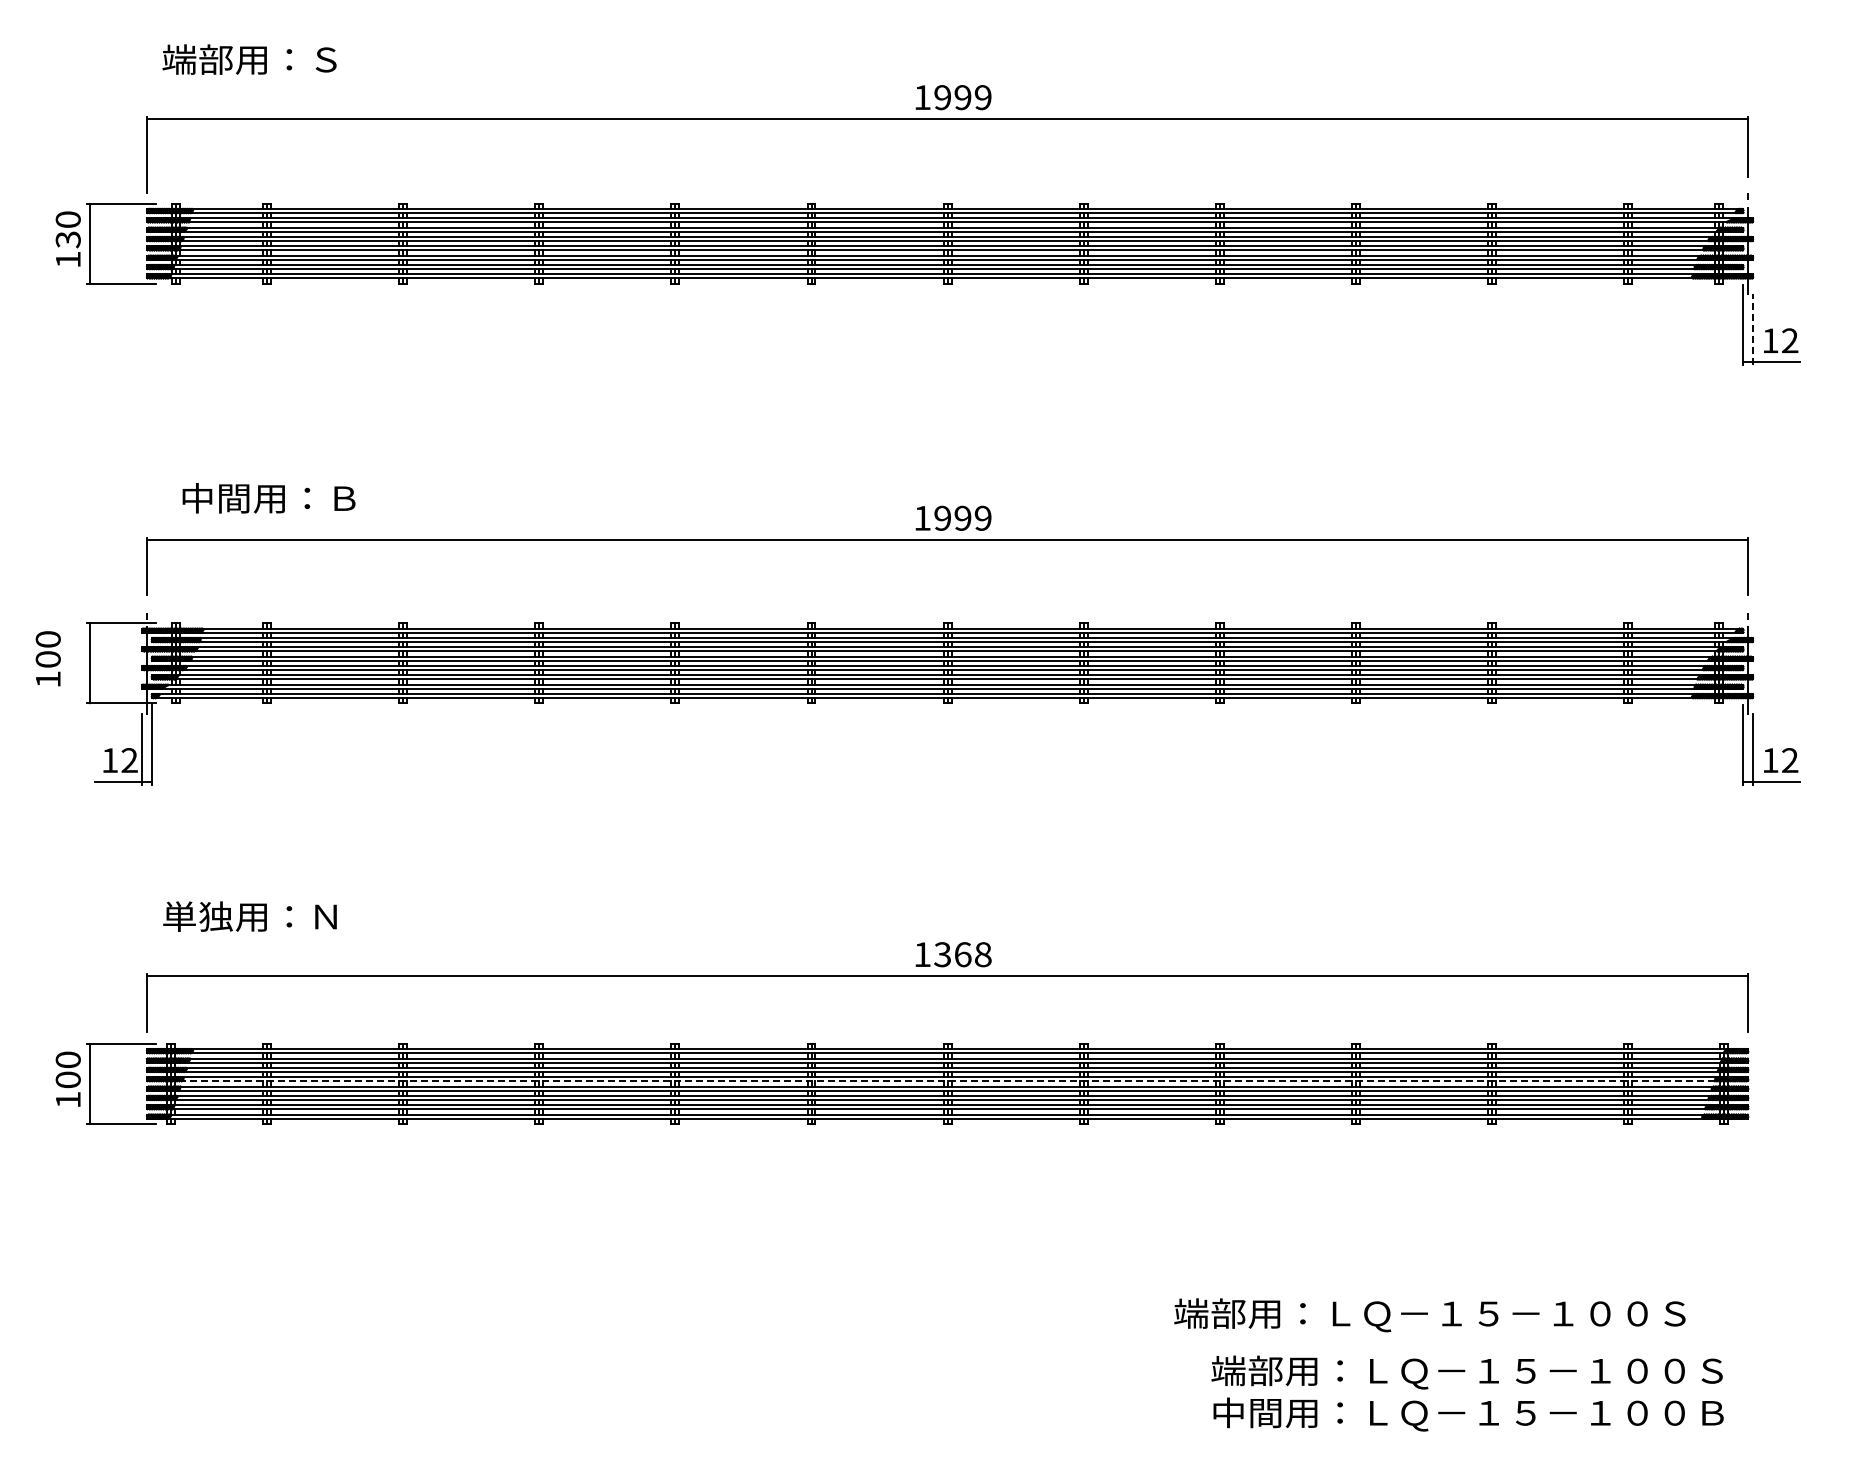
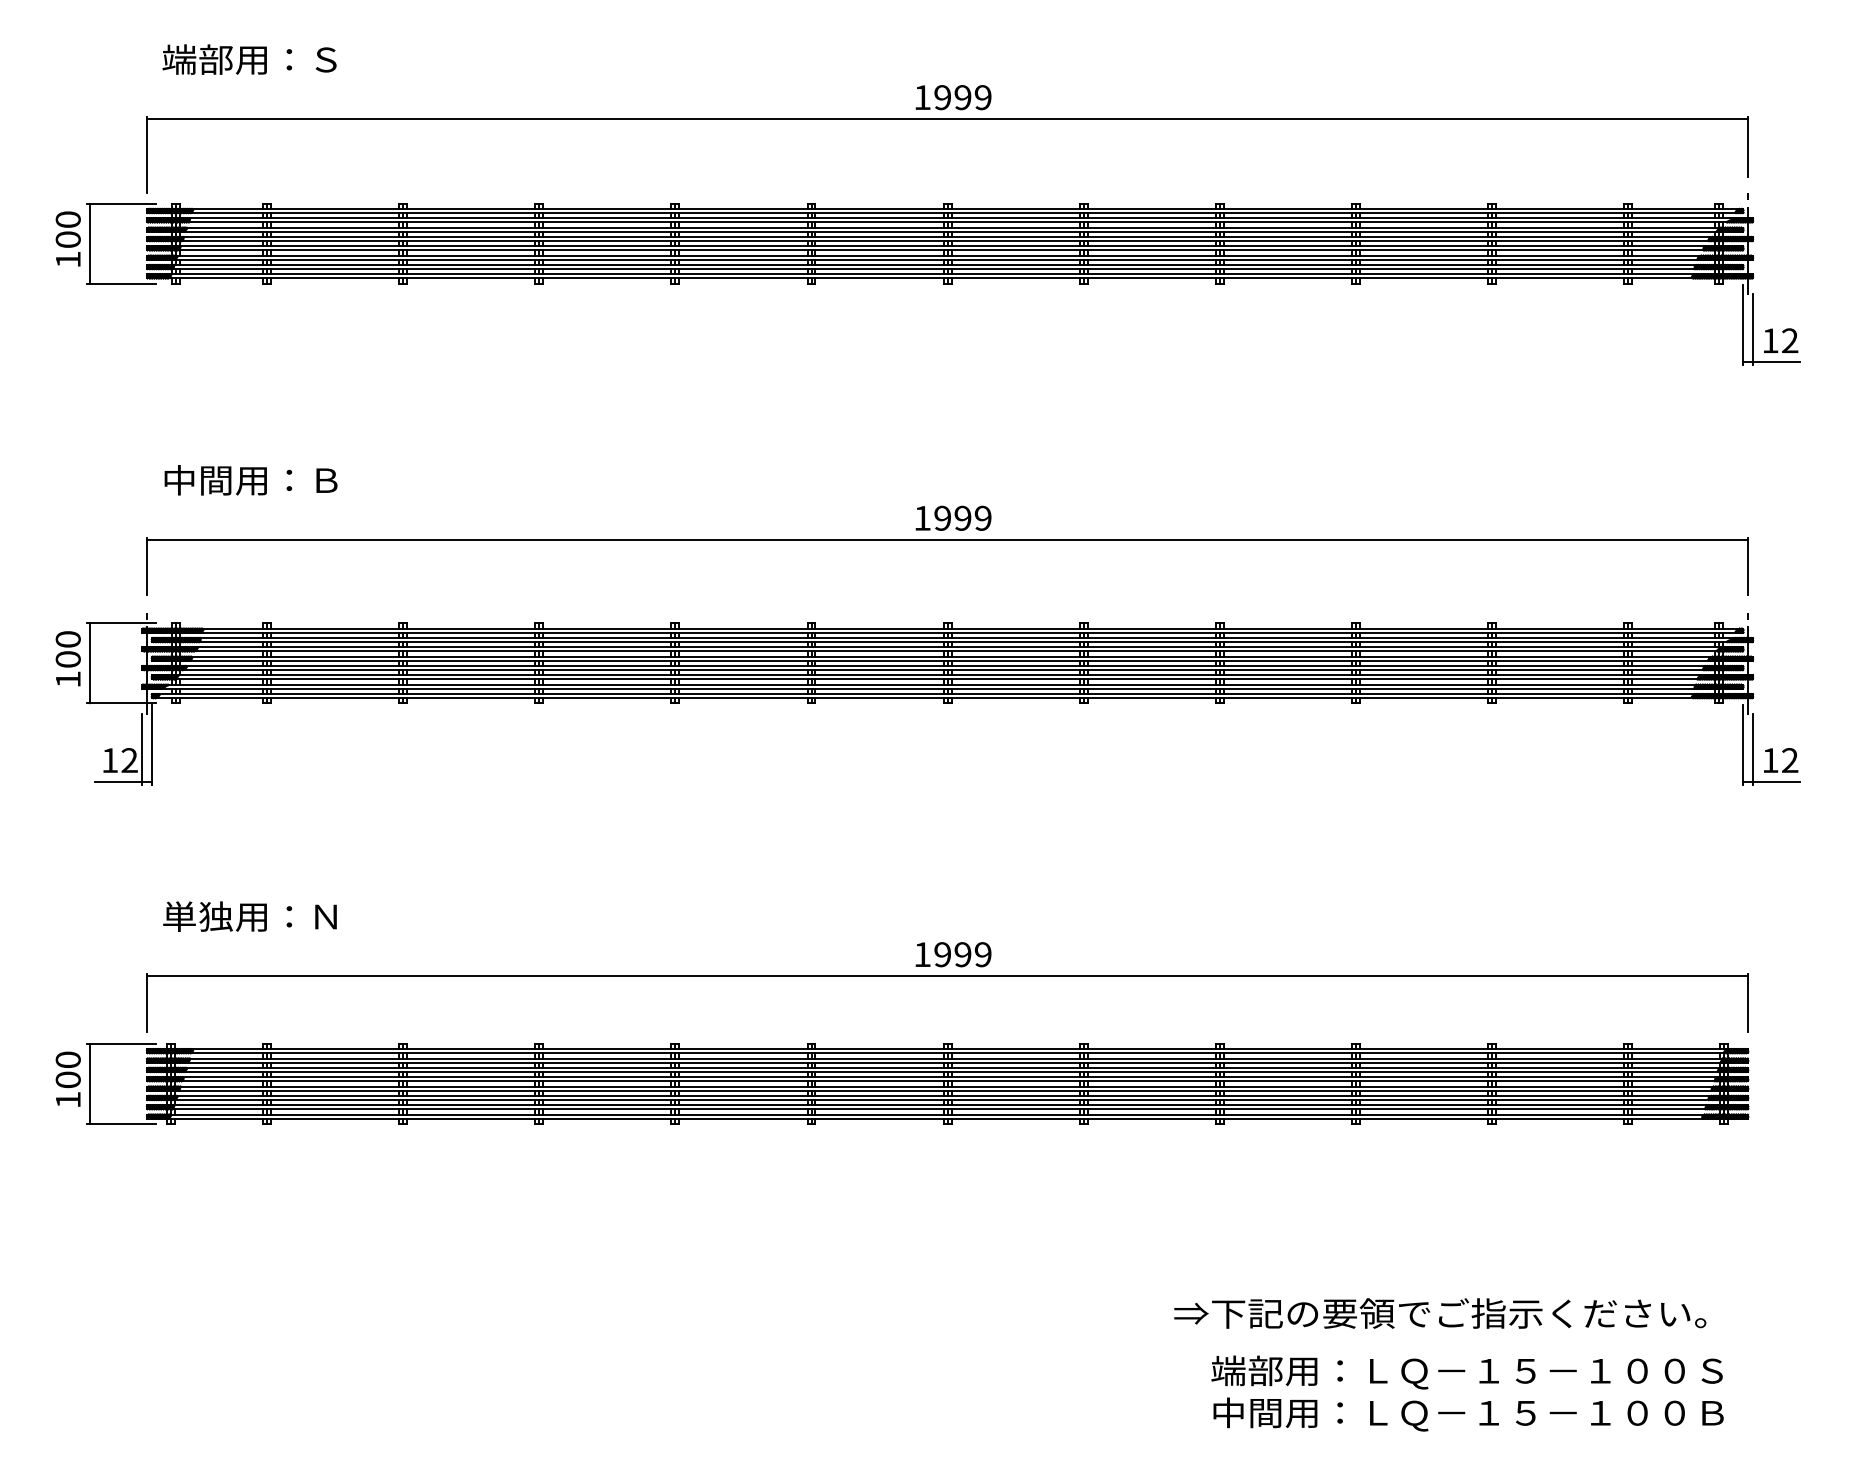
text: 130 -> 100 (67, 239)
line: dashed -> solid (1752, 329)
text position: (268, 498) -> (250, 480) (250, 480)
text position: (47, 658) -> (67, 658) (67, 658)
text: 1368 -> 1999 (962, 954)
line: dashed -> solid (947, 1081)
text: 端部用：ＬＱ－１５－１００Ｓ -> ⇒下記の要領でご指示ください。 (1440, 1315)
